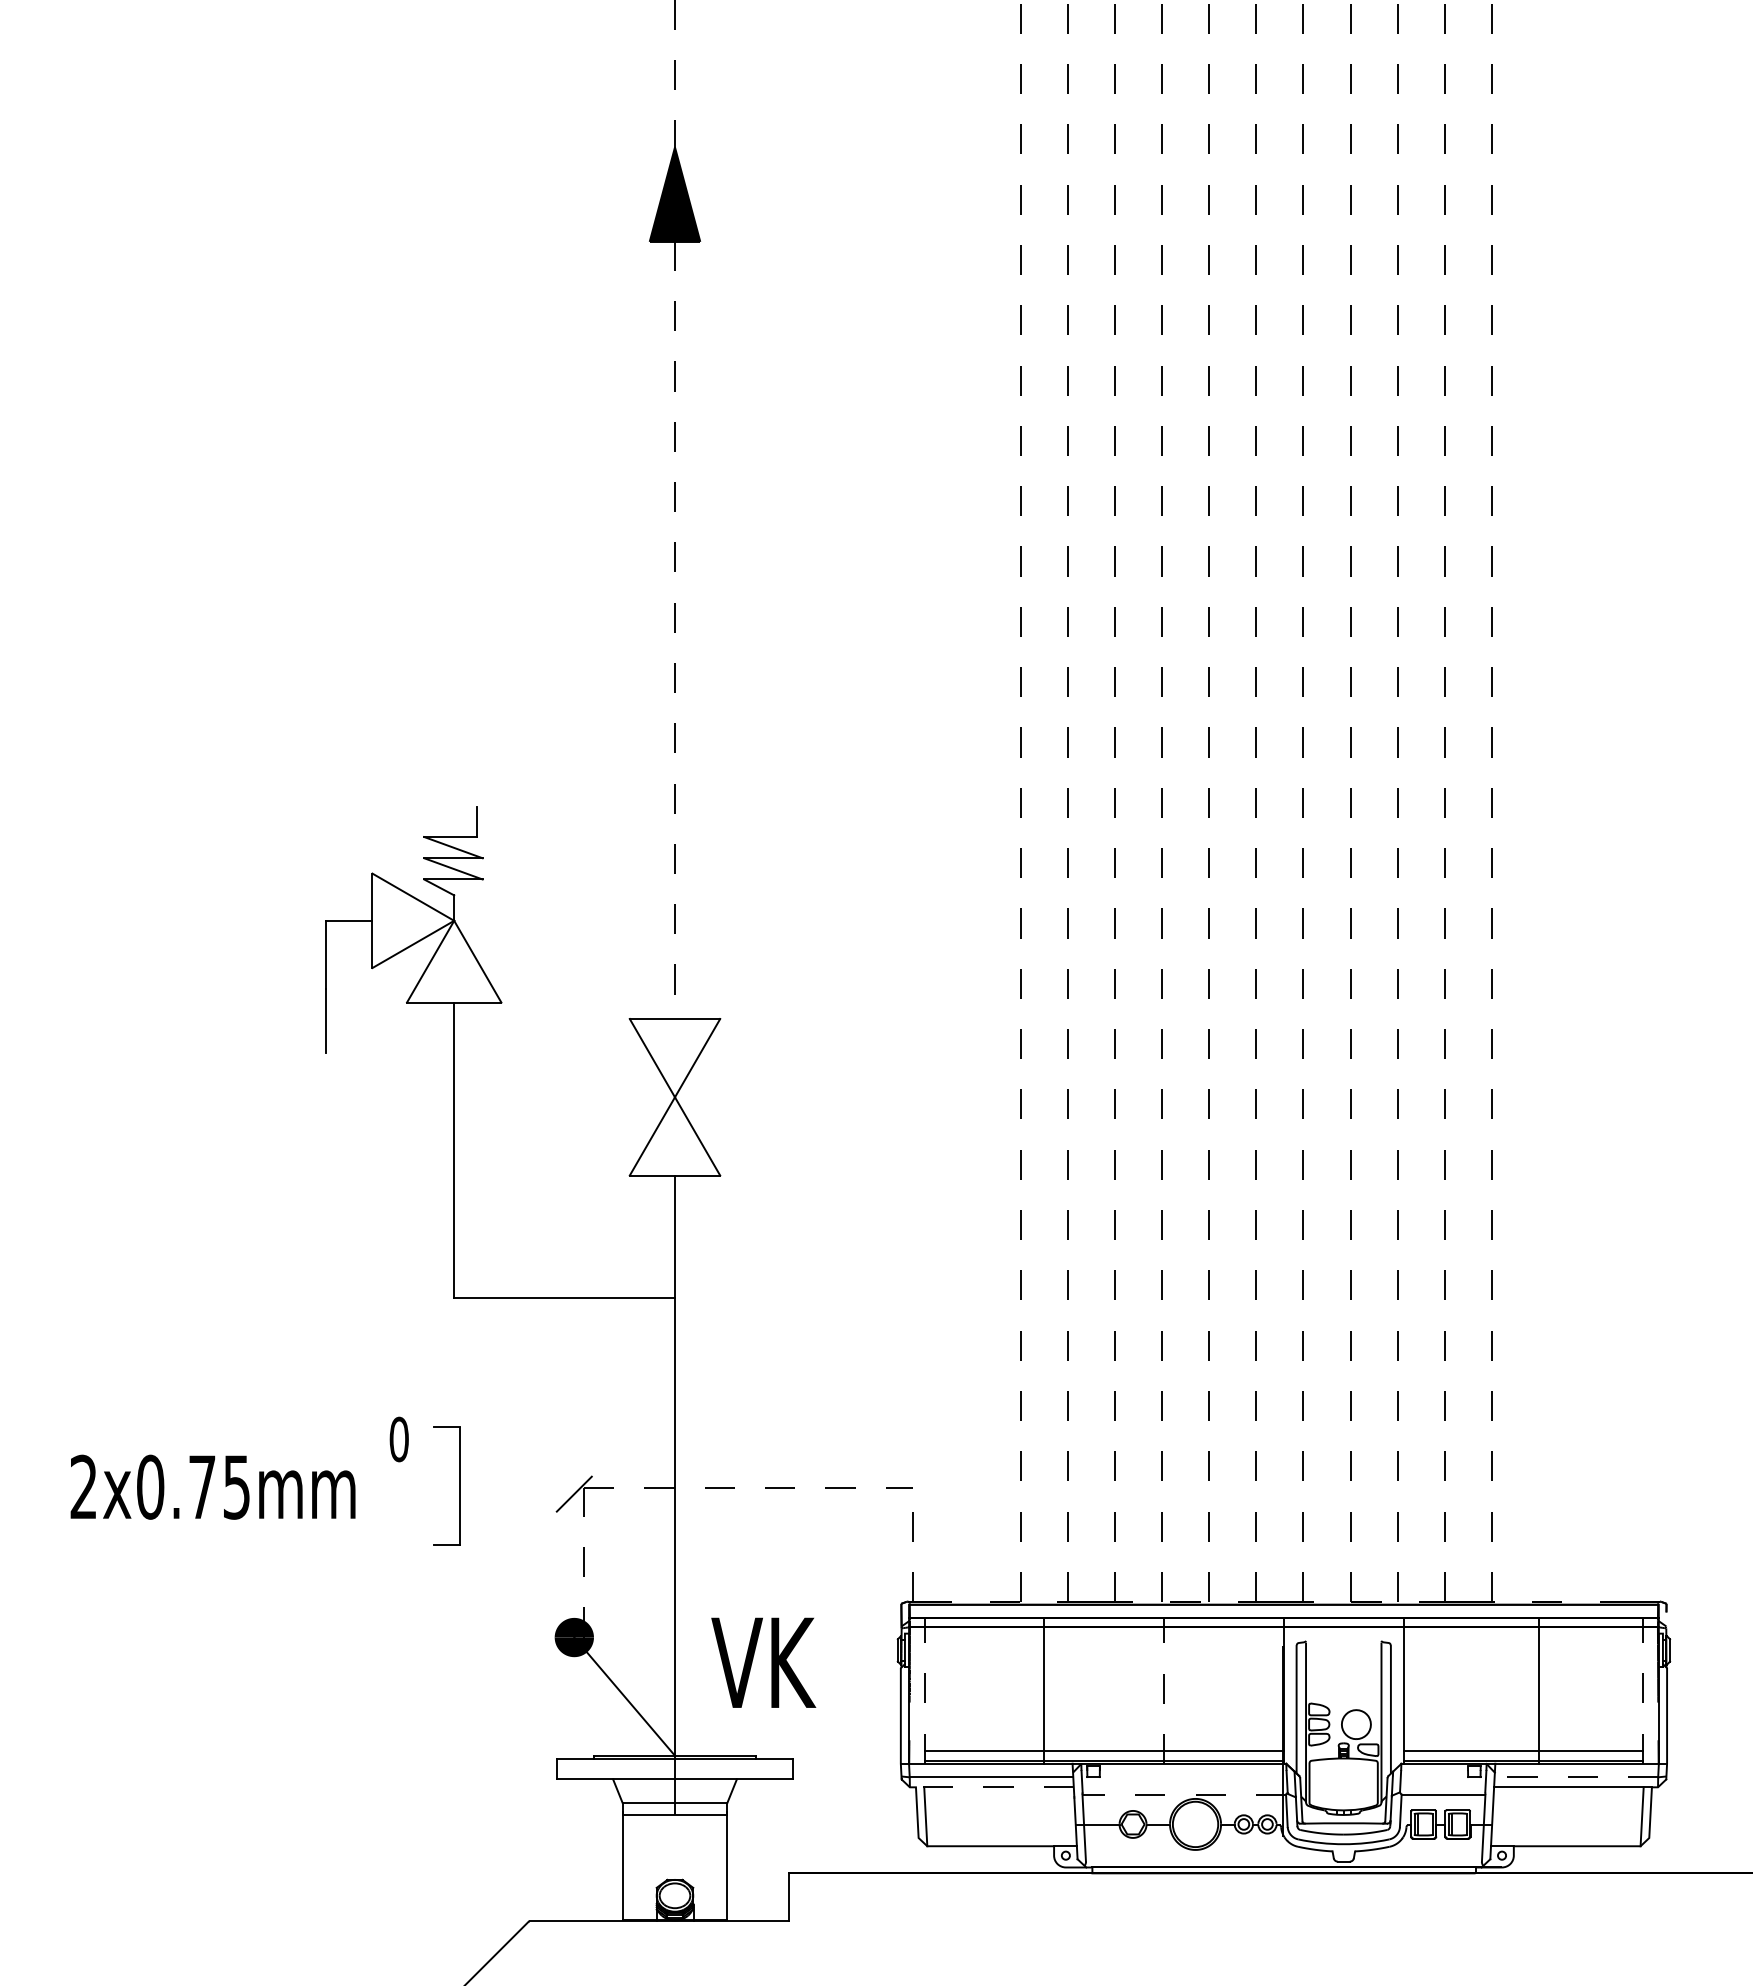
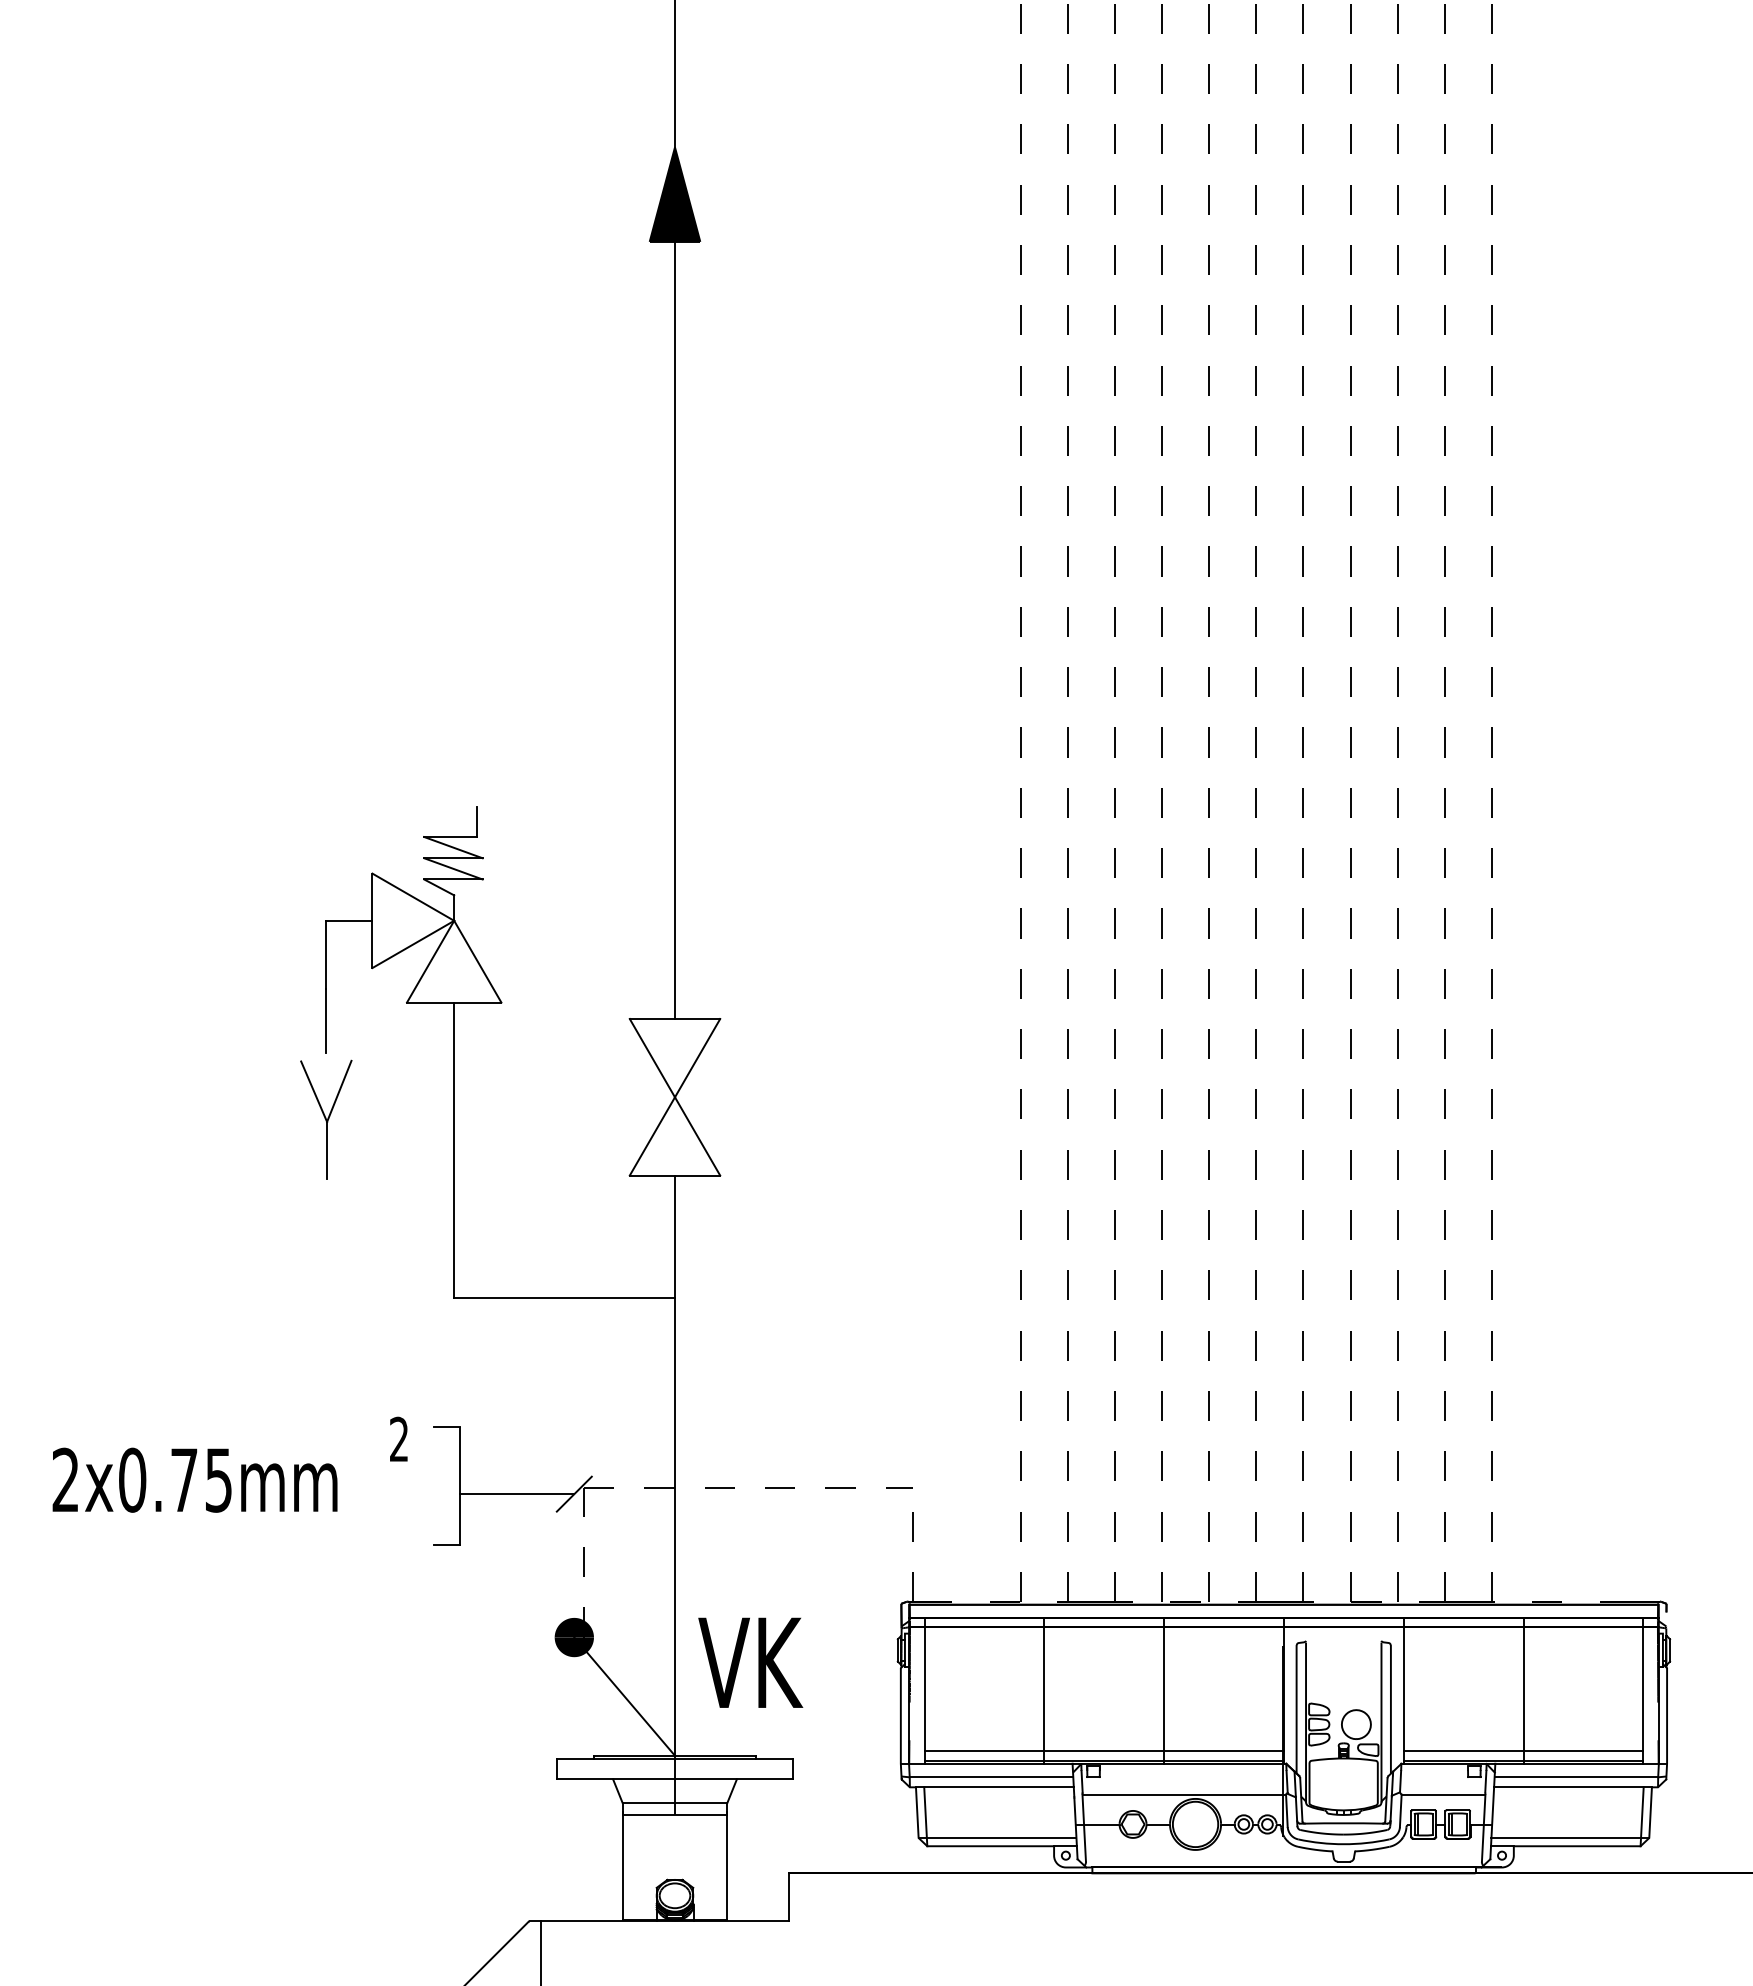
line: dashed -> solid (674, 510)
part: none -> present (326, 1119)
text: 0 -> 2 (398, 1439)
text position: (212, 1486) -> (194, 1479) (194, 1479)
line: none -> present (516, 1494)
text position: (763, 1662) -> (750, 1662) (750, 1662)
line: dashed -> solid (924, 1690)
line: dashed -> solid (1164, 1690)
line position: (1538, 1690) -> (1523, 1690) (1523, 1690)
line: dashed -> solid (1643, 1690)
line: dashed -> solid (1576, 1777)
line: dashed -> solid (994, 1787)
line: dashed -> solid (1184, 1794)
line: none -> present (997, 1838)
line: none -> present (1570, 1838)
line: none -> present (541, 1951)
